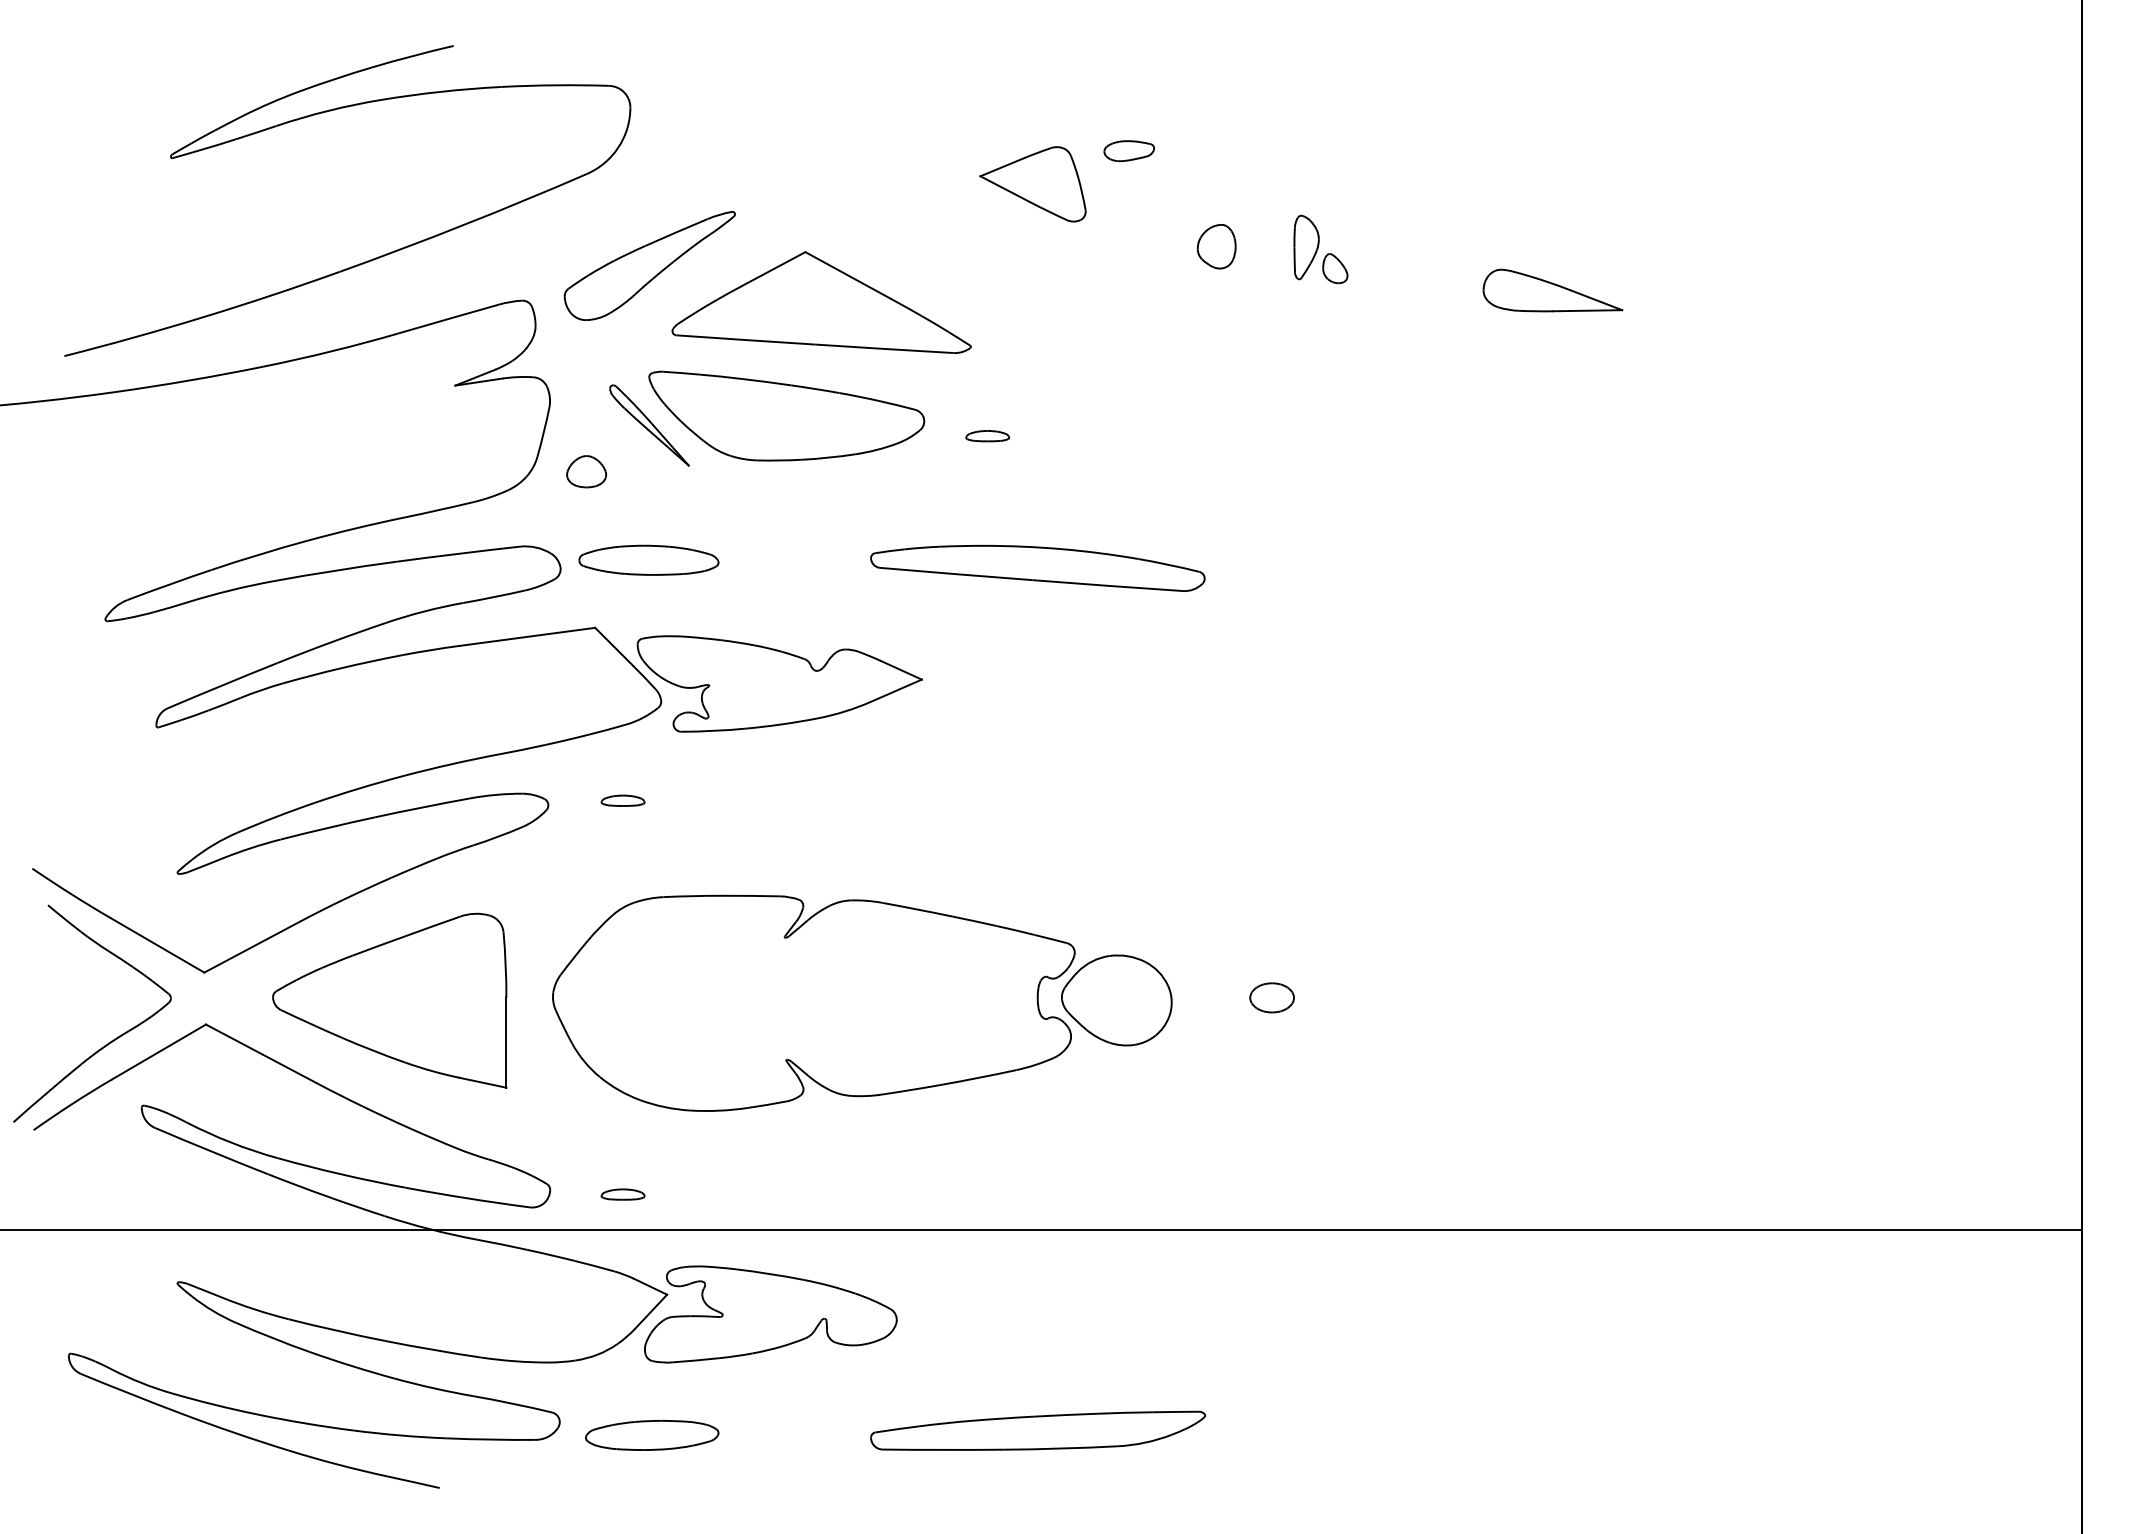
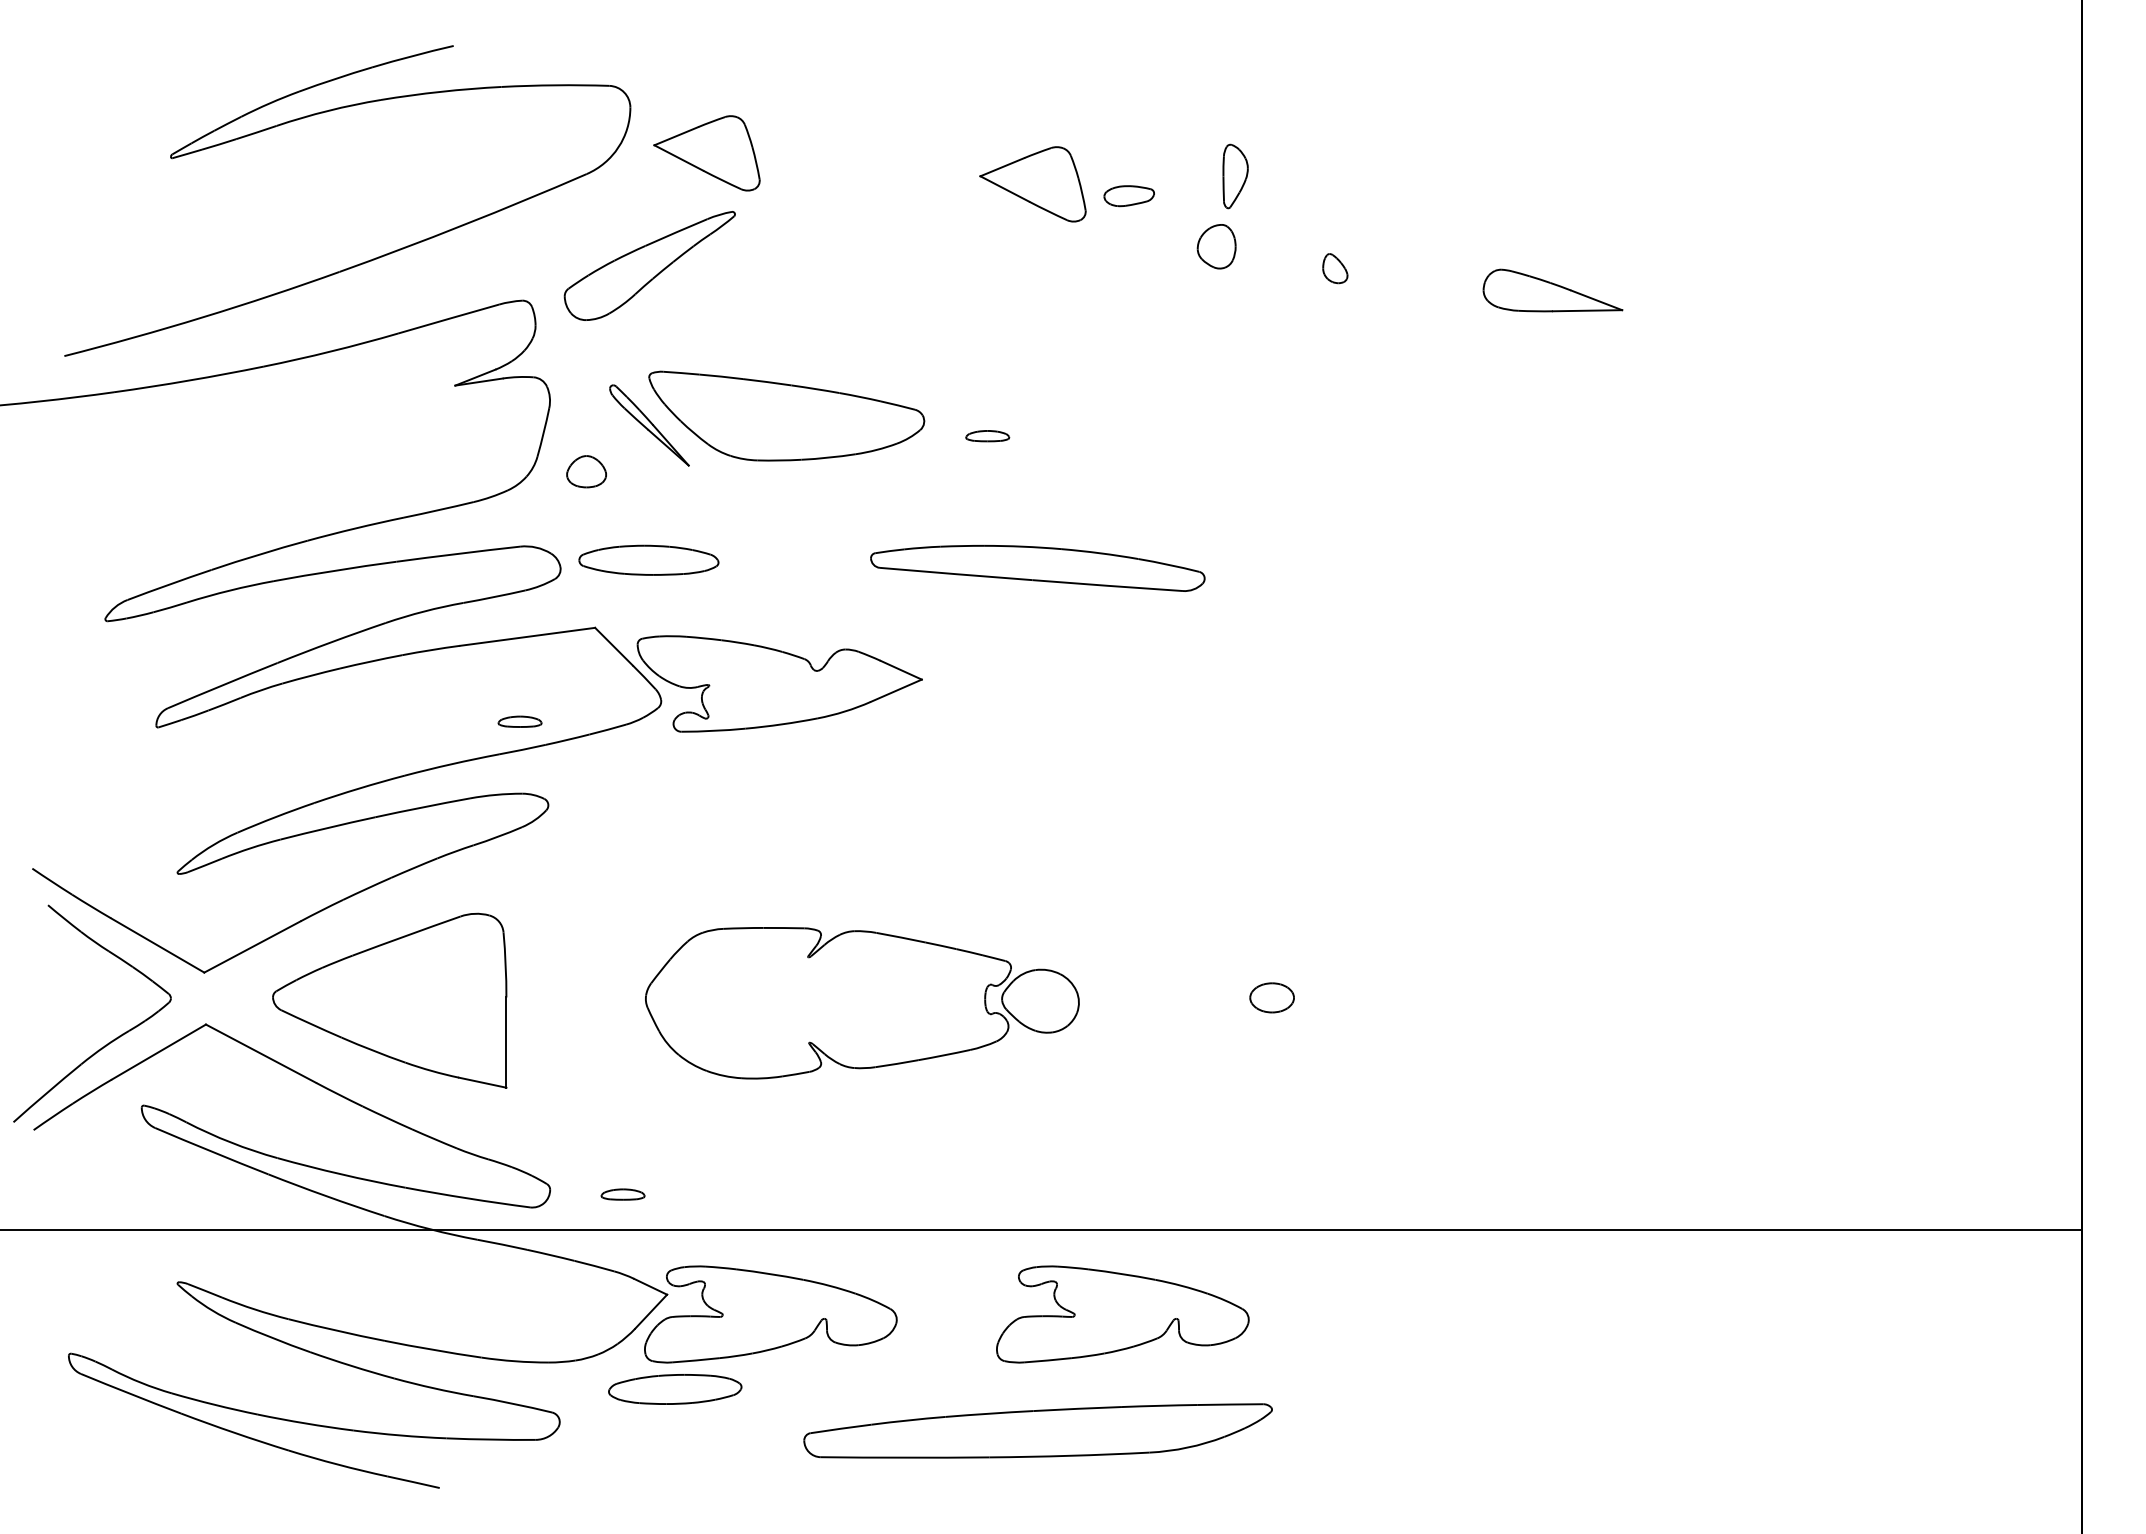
part position: (1128, 151) -> (1128, 196) (1128, 196)
part: none -> present (706, 153)
part position: (1306, 247) -> (1235, 176) (1235, 176)
part: present -> none (821, 302)
part position: (622, 800) -> (519, 721) (519, 721)
part size: 621x218 px -> 435x153 px (862, 1003)
part: none -> present (1122, 1314)
part size: 336x41 px -> 470x56 px (1037, 1430)
part position: (652, 1435) -> (675, 1389) (675, 1389)
